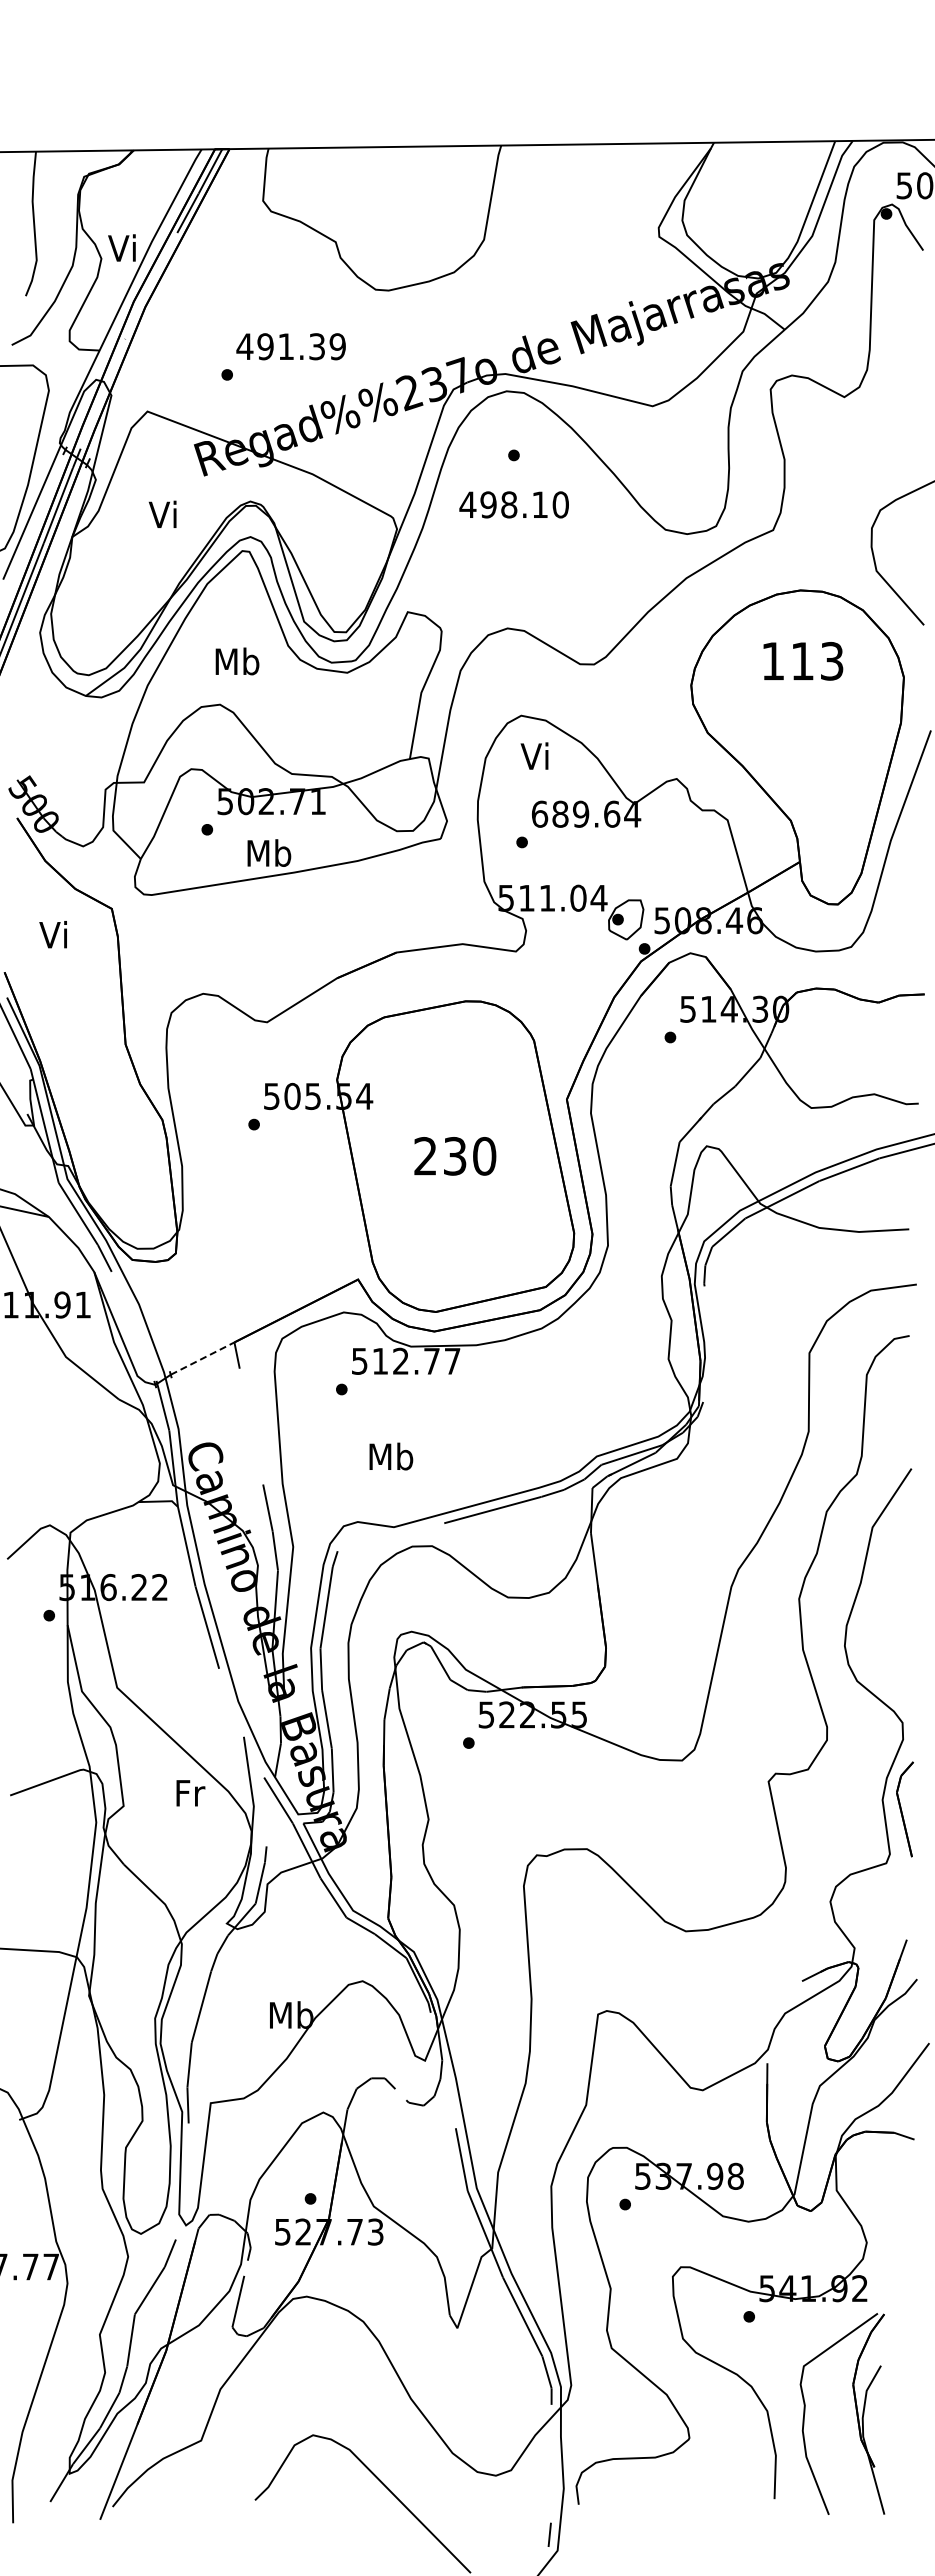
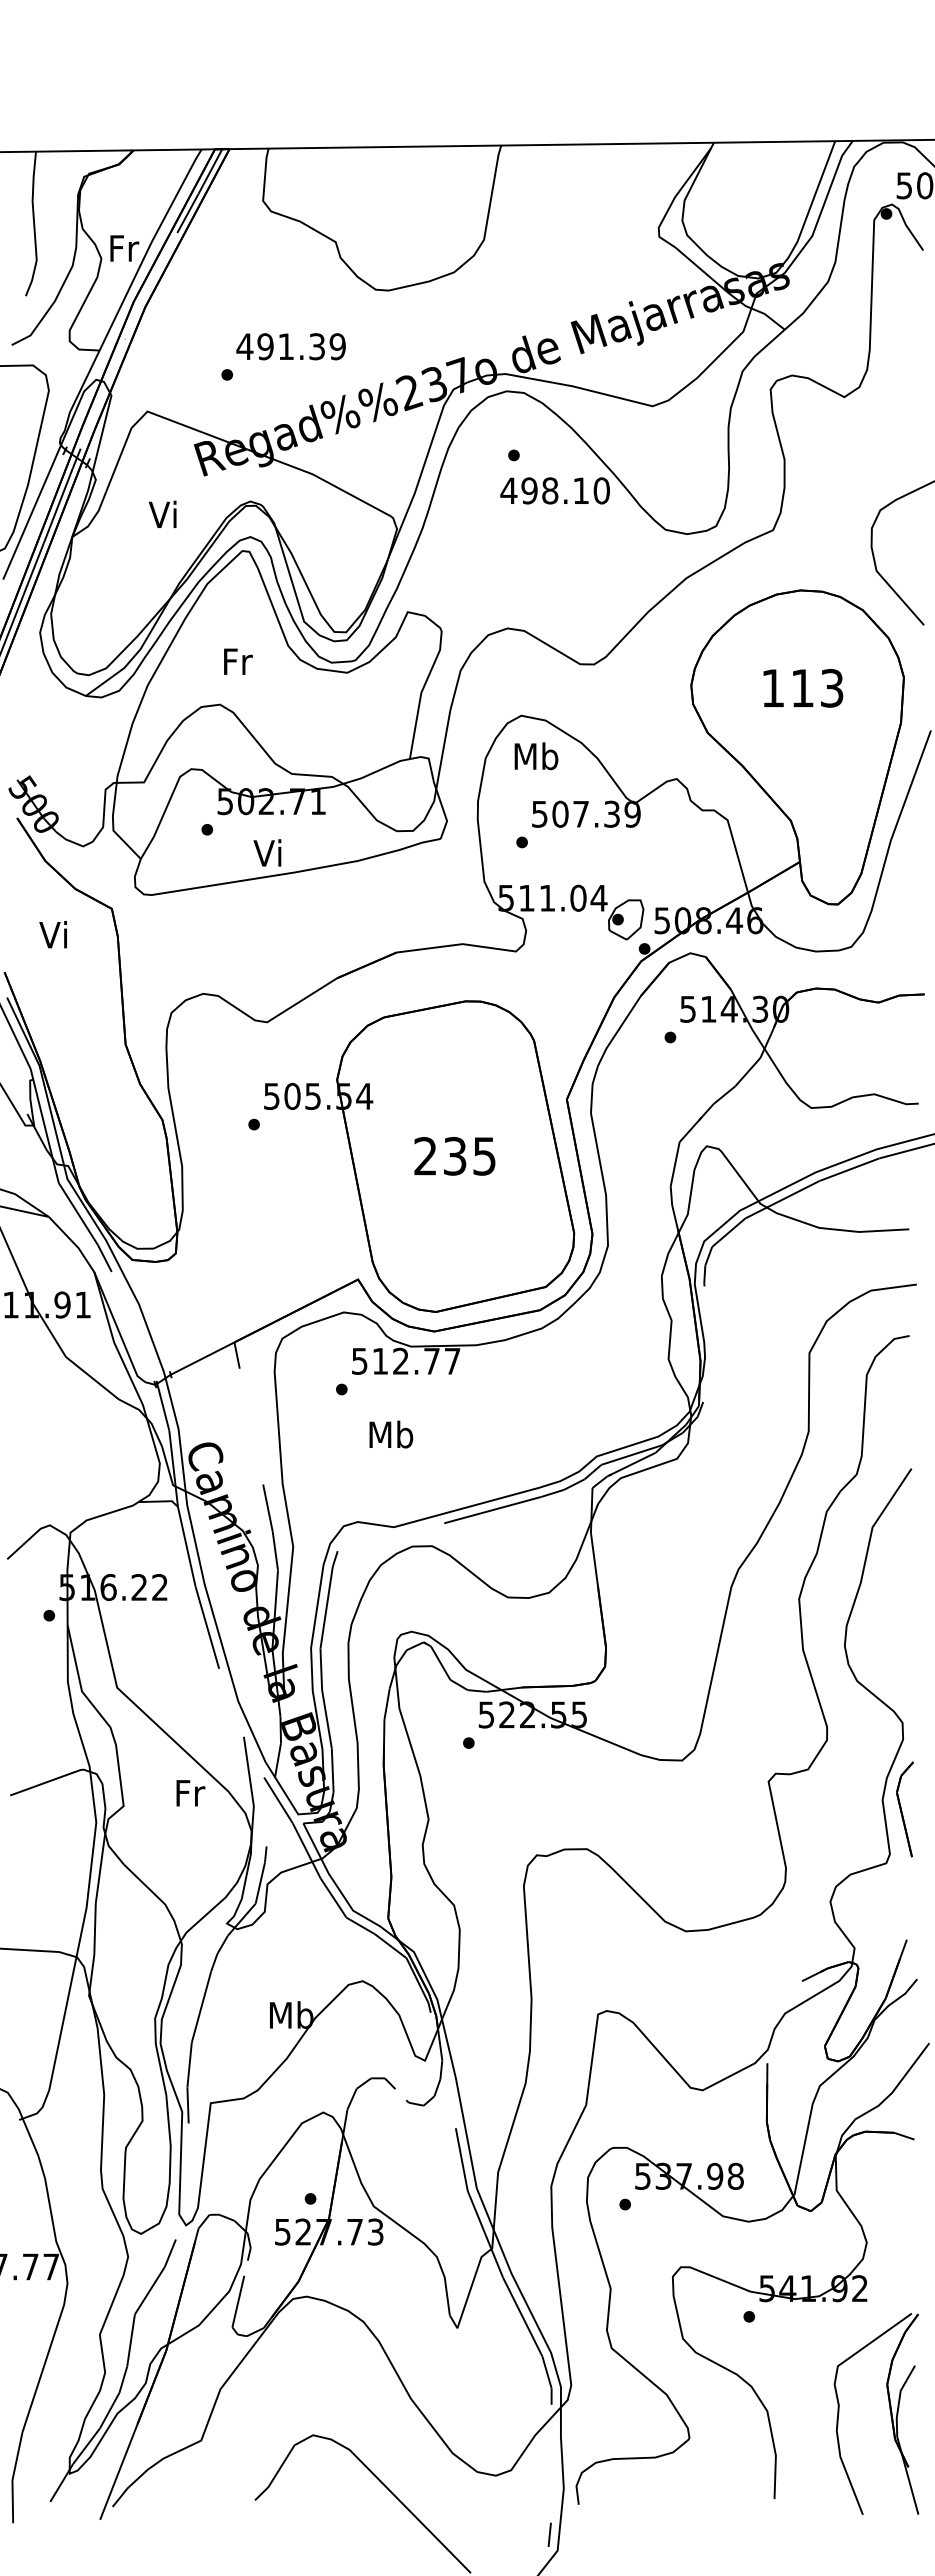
text: Vi -> Fr (123, 247)
text position: (513, 504) -> (554, 490) (554, 490)
text: Mb -> Fr (237, 661)
text position: (803, 661) -> (803, 688) (803, 688)
text: Vi -> Mb (536, 756)
text: 689.64 -> 507.39 (586, 813)
text: Mb -> Vi (269, 852)
text: 230 -> 235 (484, 1156)
line: dashed -> solid (202, 1358)
text position: (391, 1456) -> (391, 1434) (391, 1434)
part position: (855, 2409) -> (889, 2409) (889, 2409)
